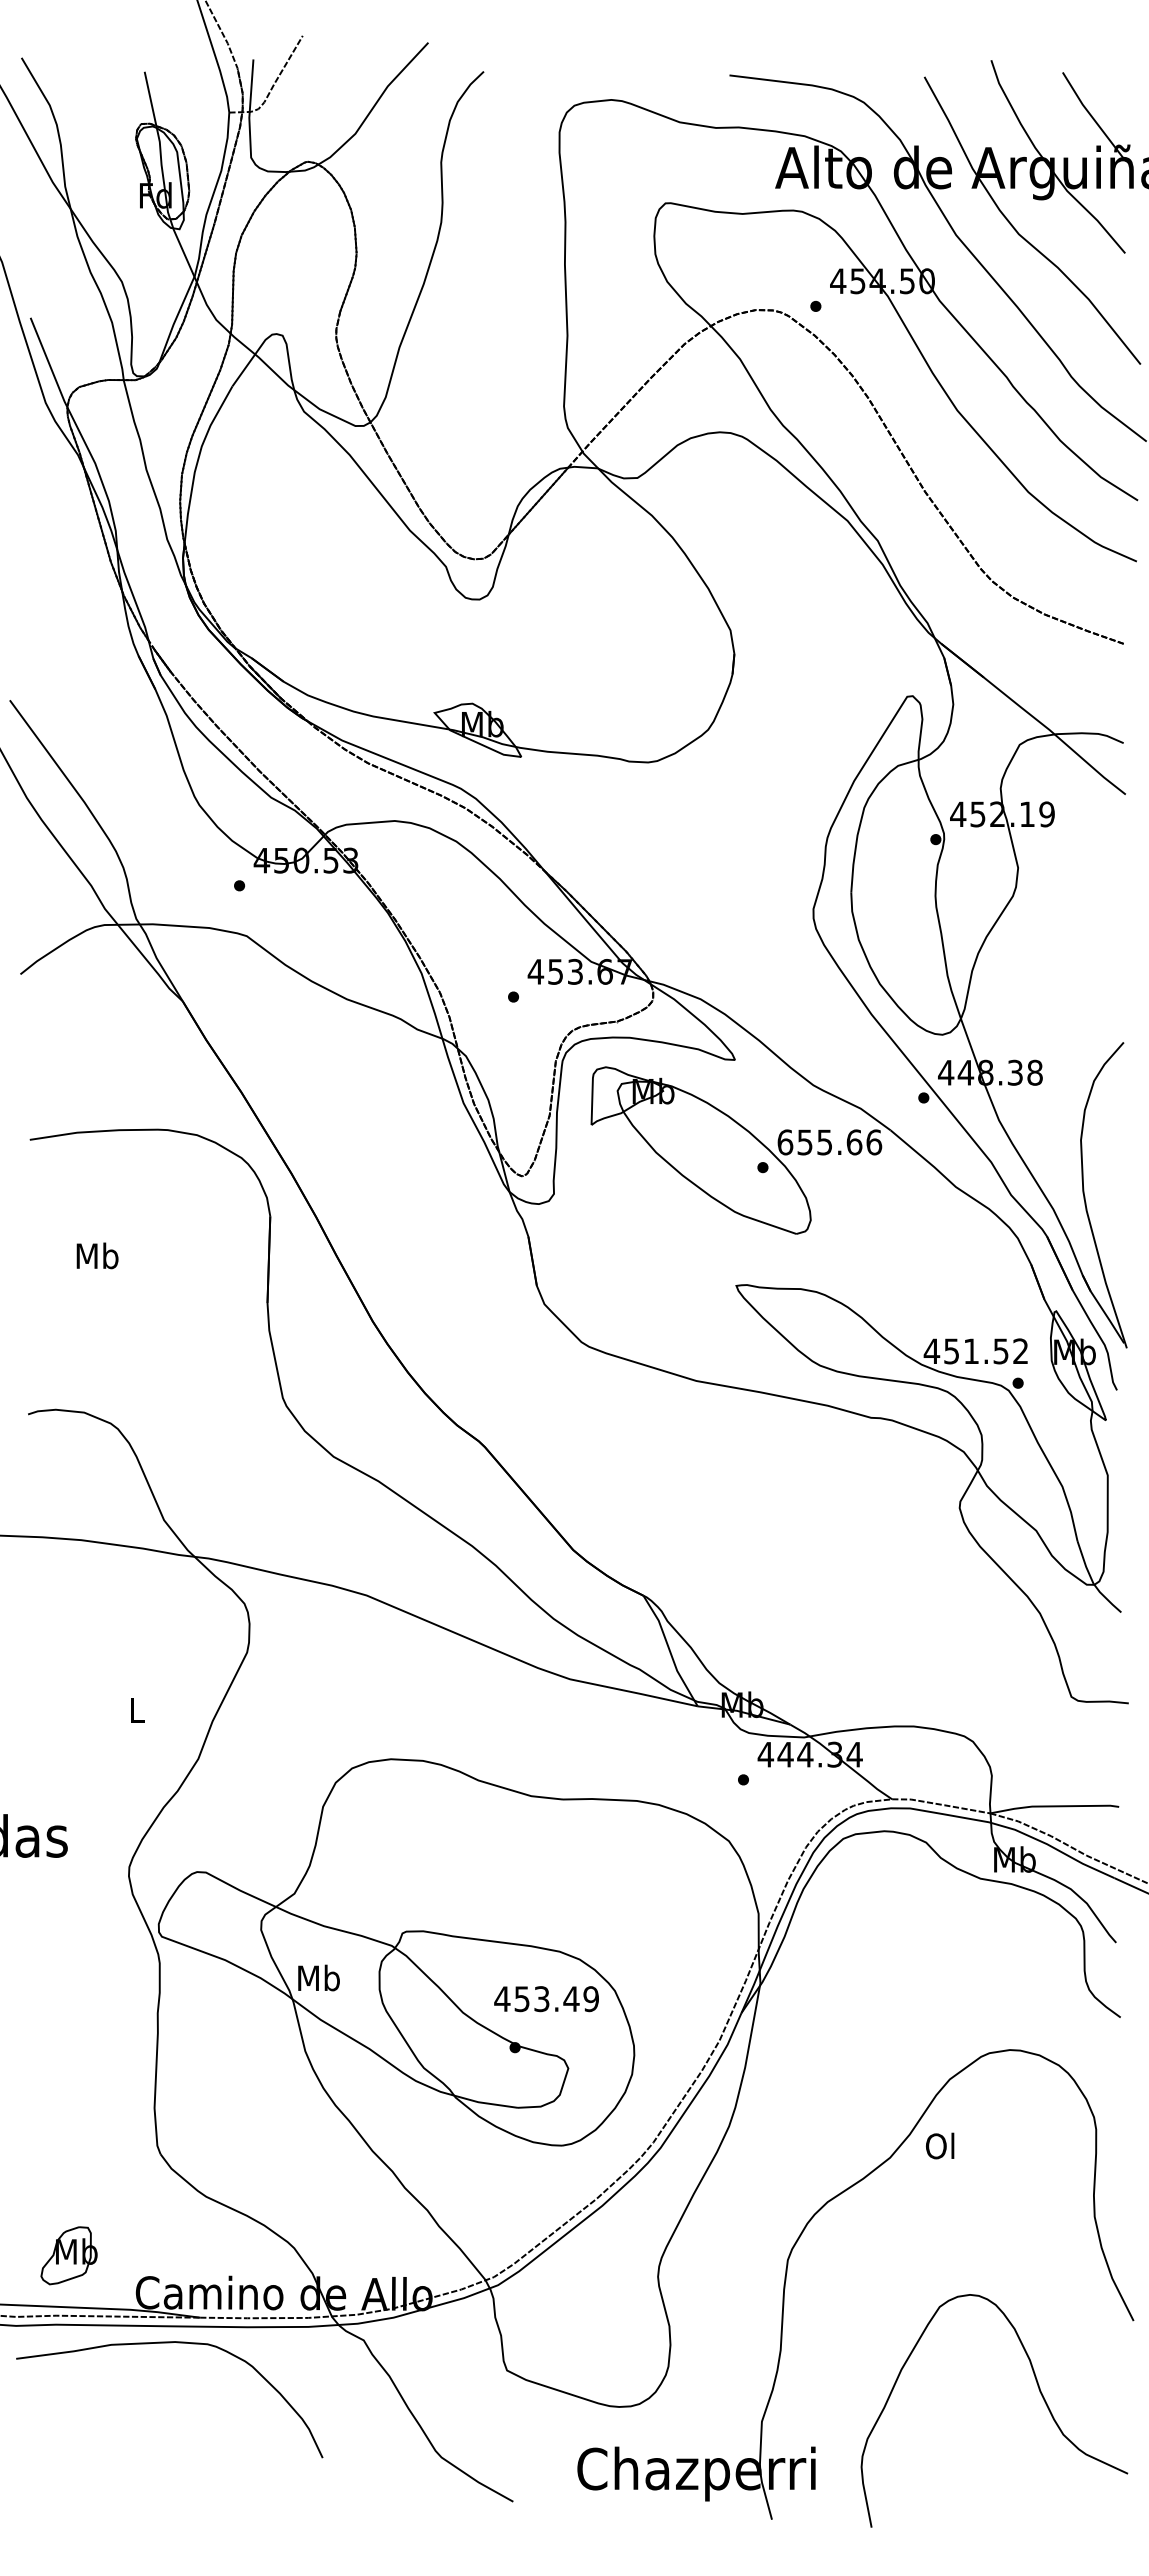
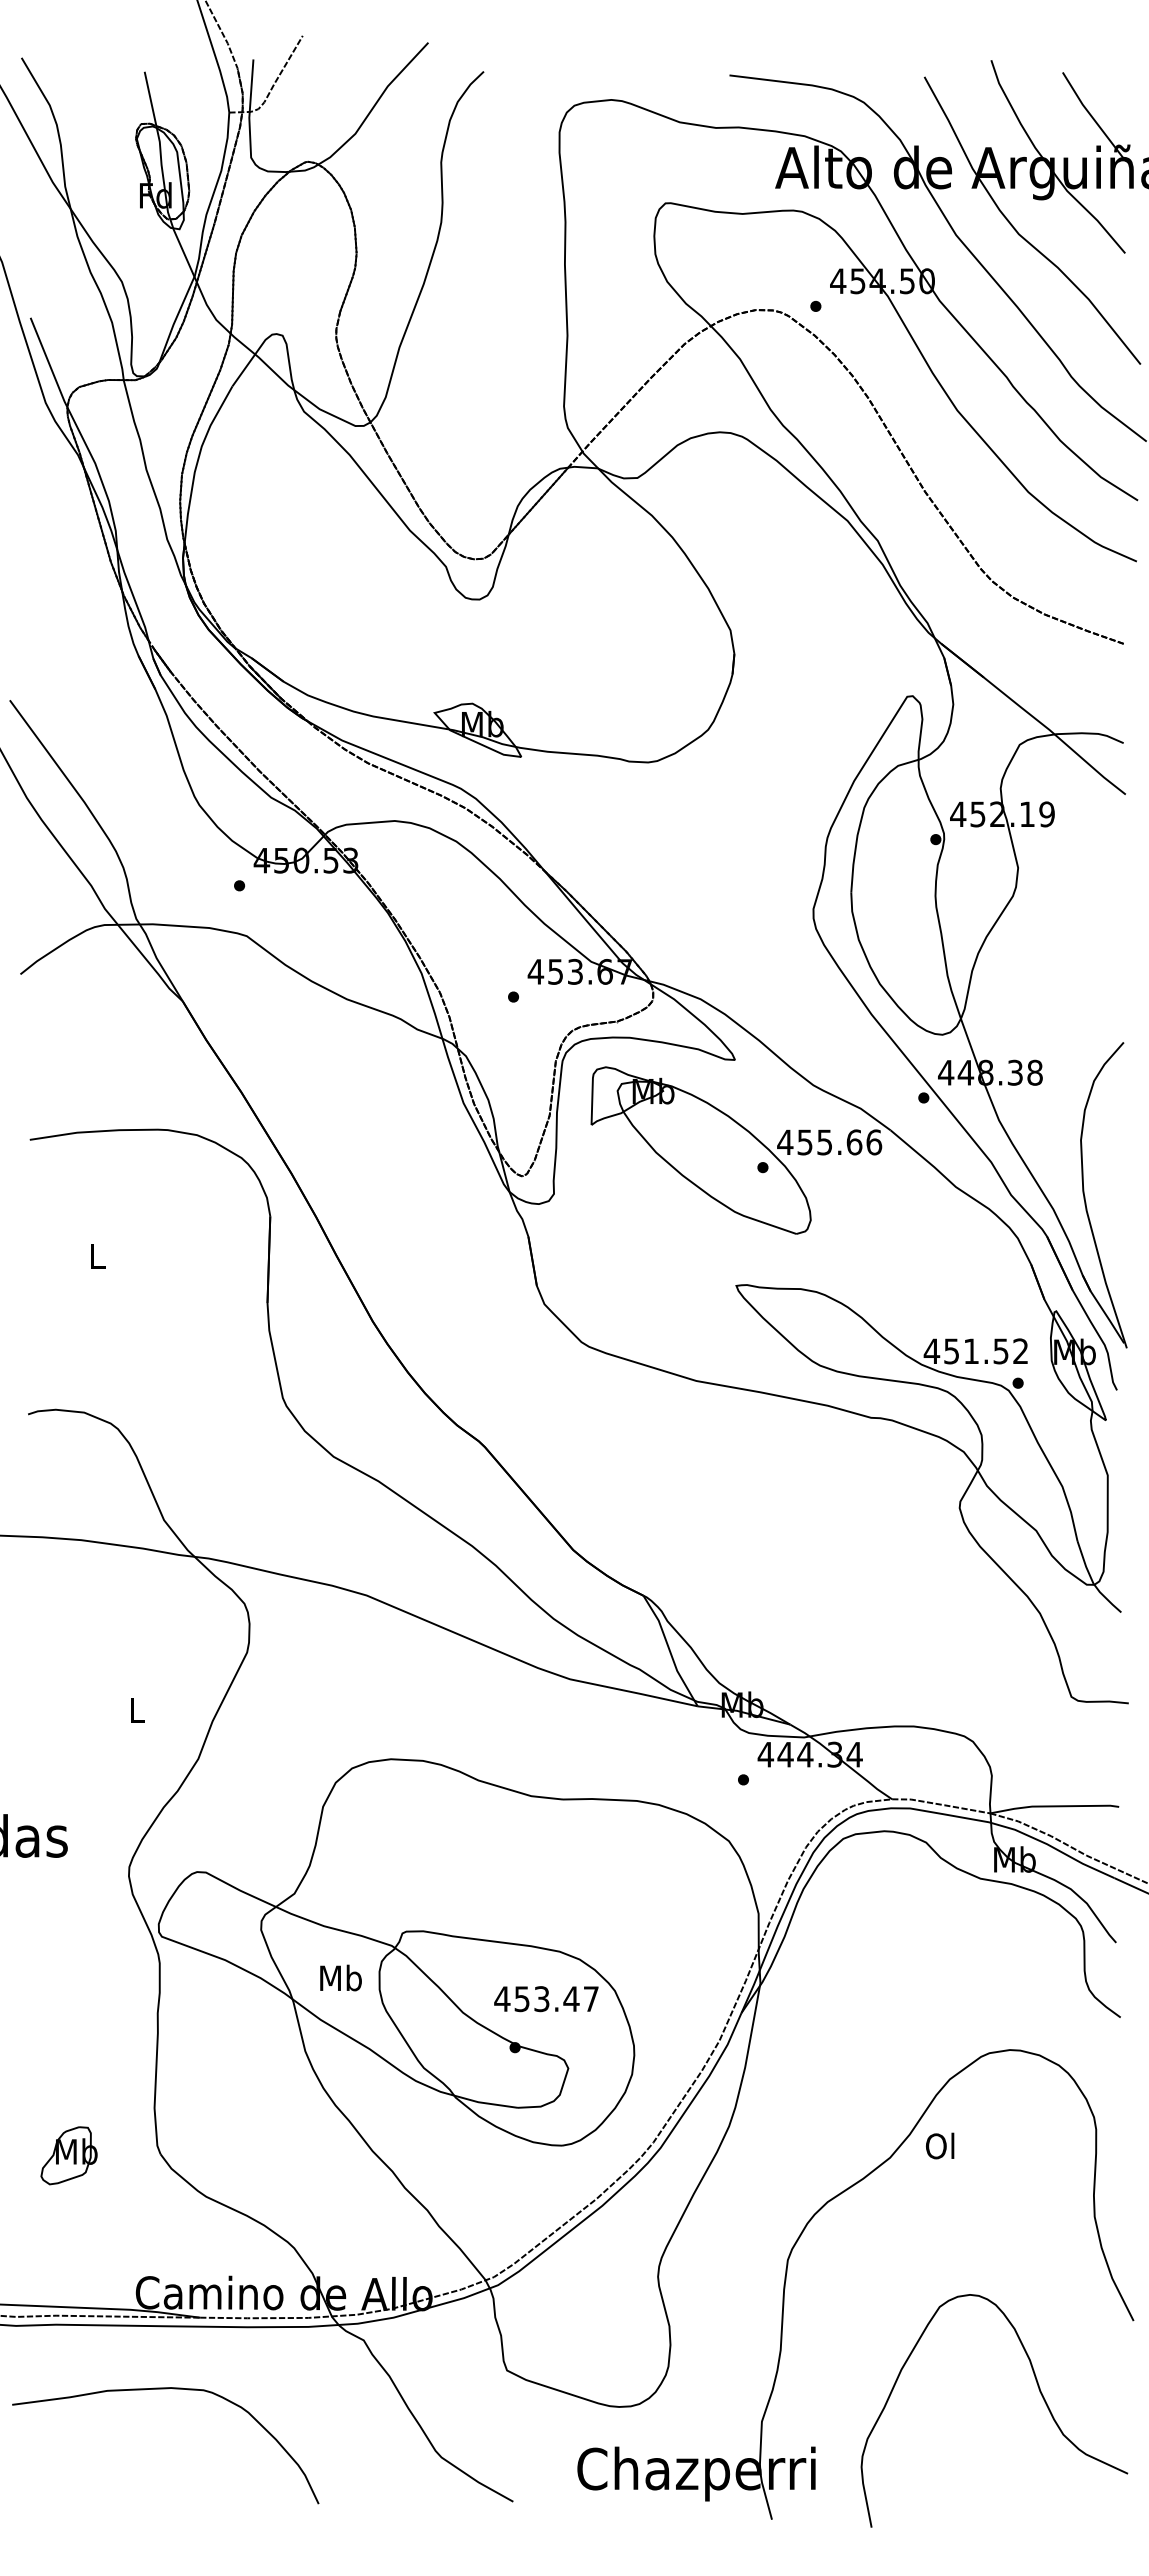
text: 655.66 -> 455.66 (785, 1142)
text: Mb -> L (97, 1255)
text position: (318, 1977) -> (340, 1977) (340, 1977)
text: 453.49 -> 453.47 (590, 1999)
part position: (68, 2255) -> (68, 2155) (68, 2155)
curve position: (169, 2343) -> (165, 2389) (165, 2389)
